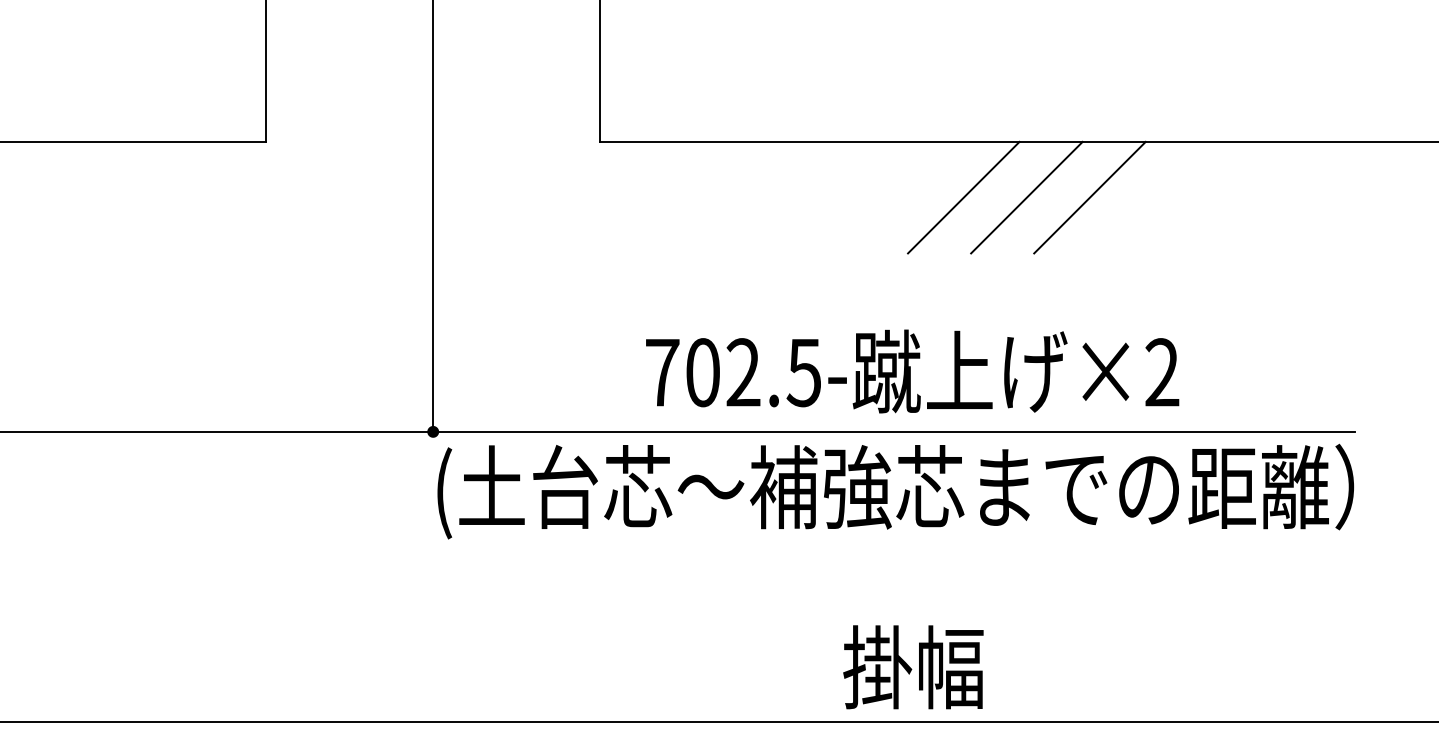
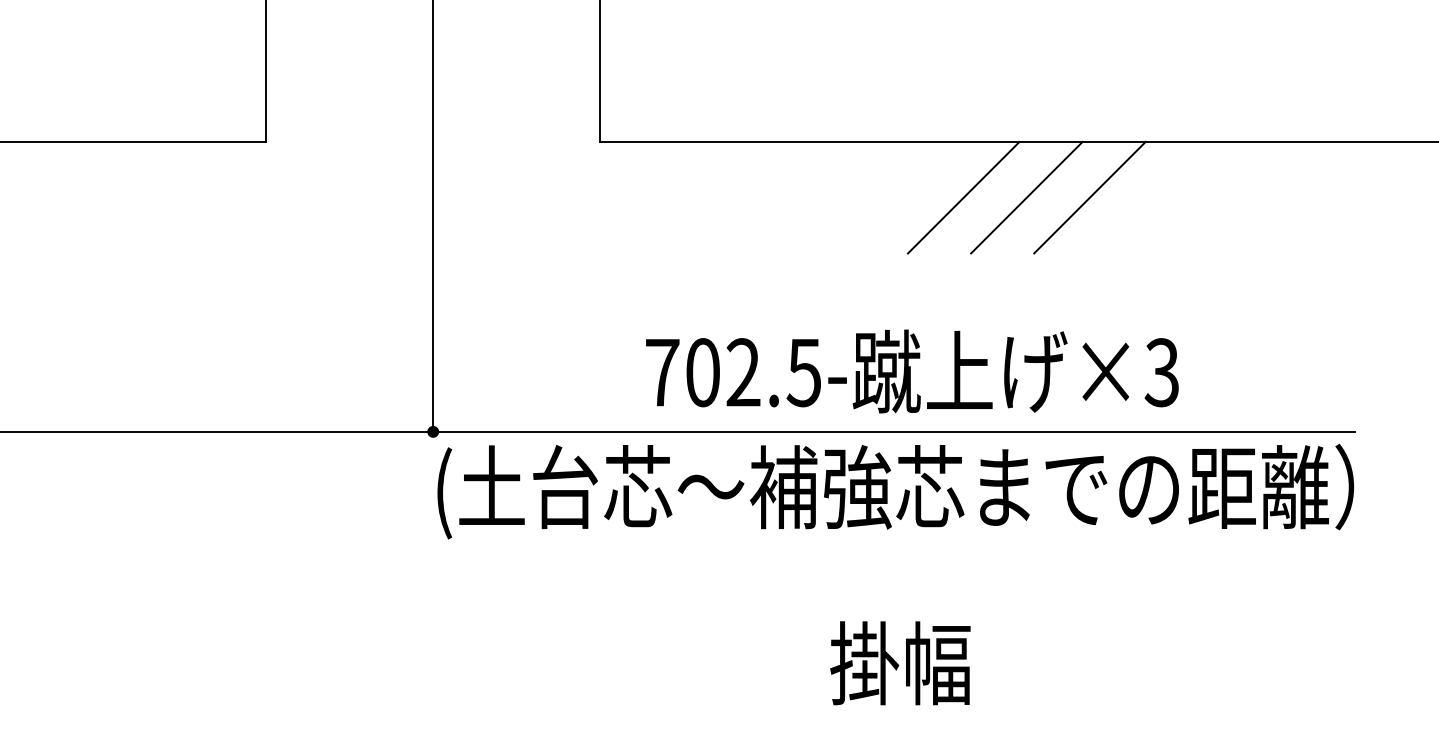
text: ×2 -> ×3 (1161, 372)
text position: (913, 667) -> (900, 663) (900, 663)
line: present -> none (718, 721)
